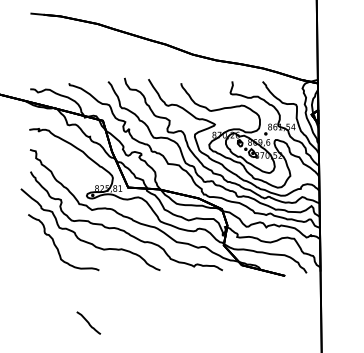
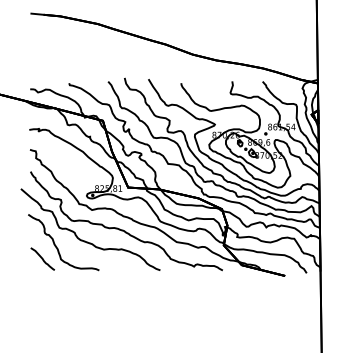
curve position: (88, 322) -> (42, 258) (42, 258)
